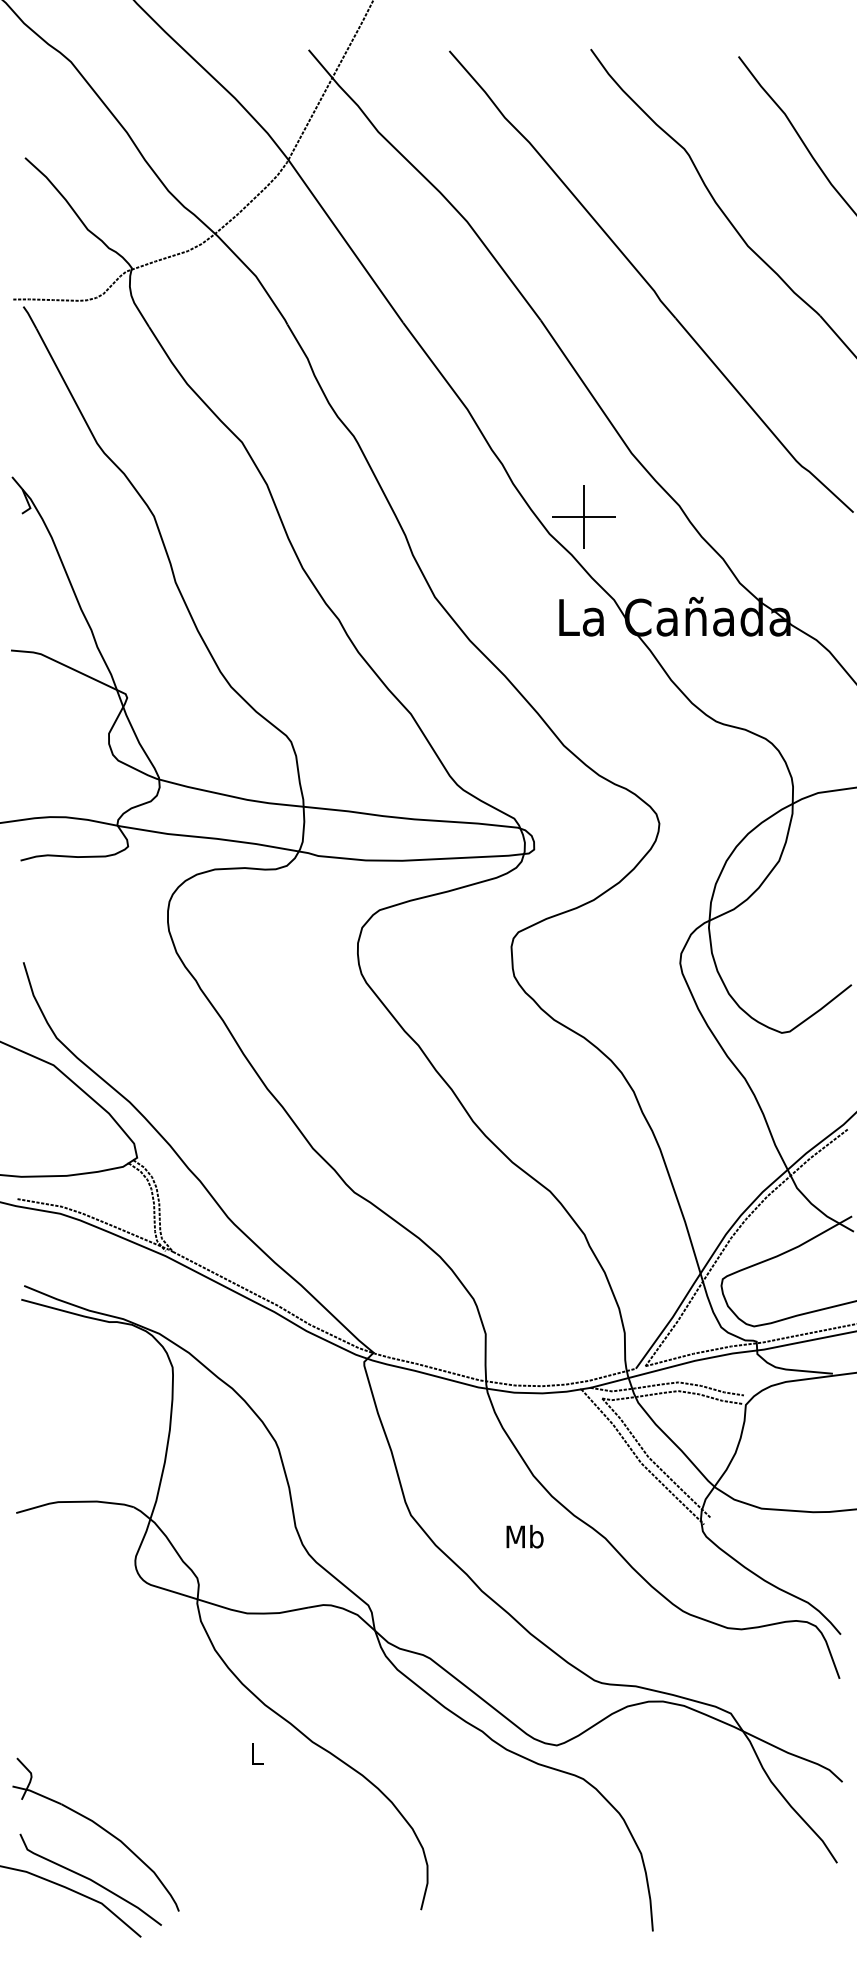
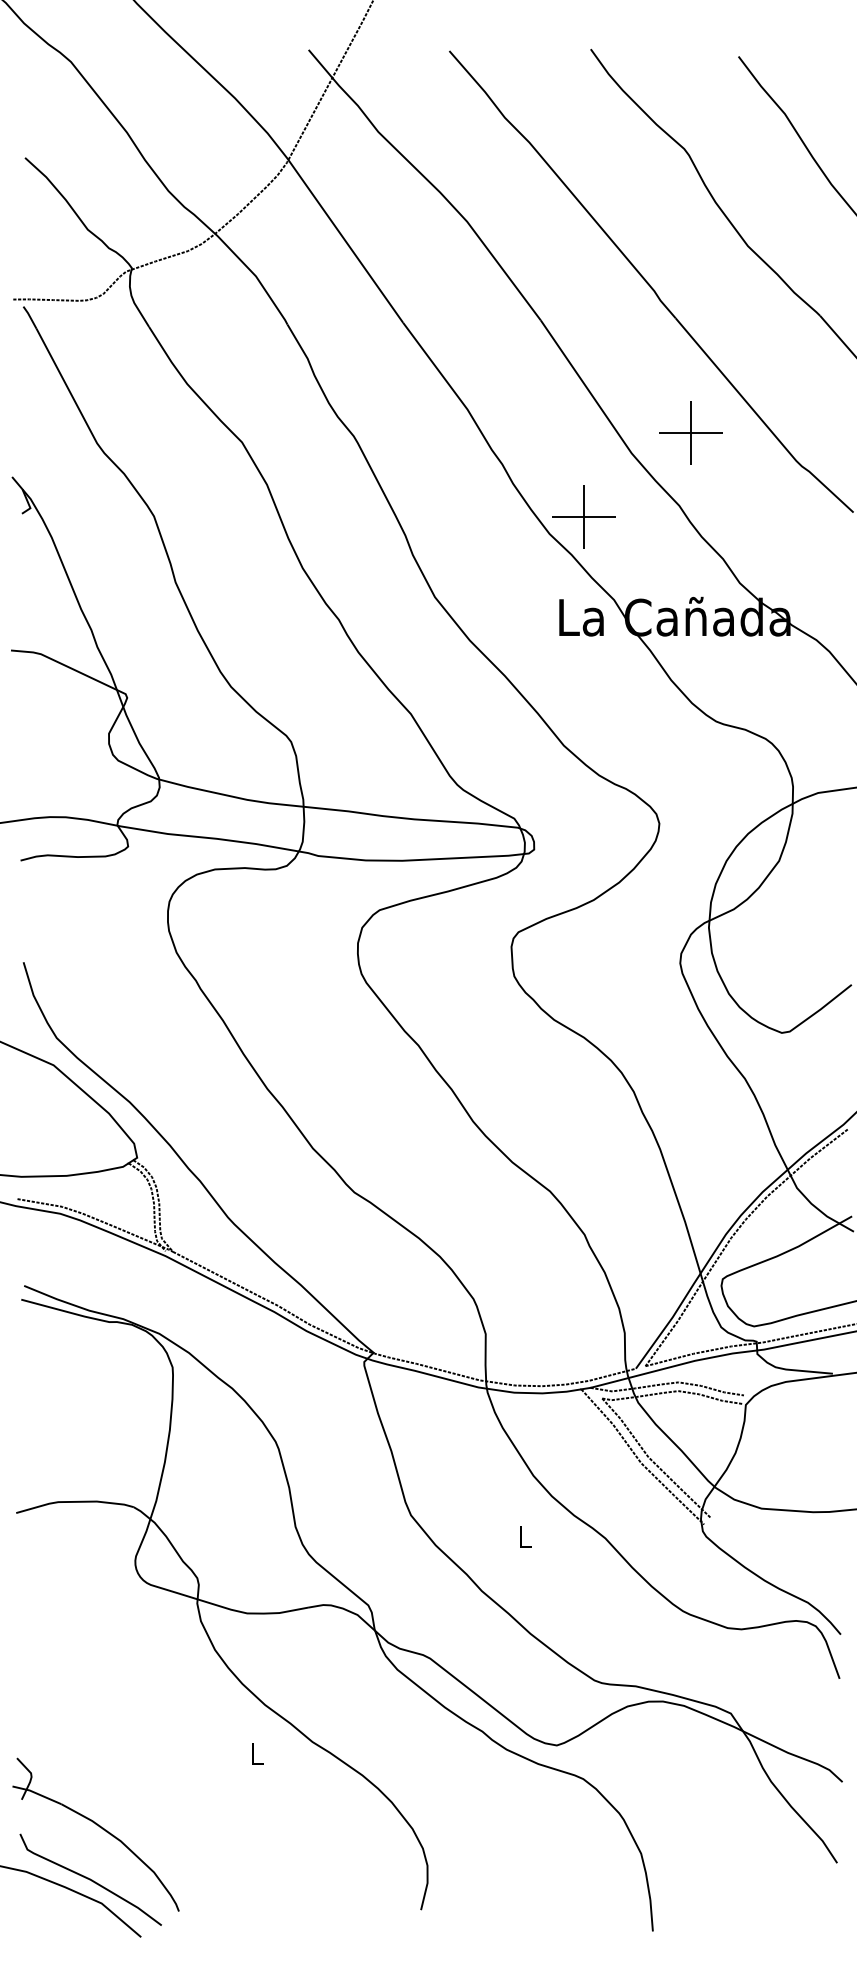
part: none -> present (690, 432)
text: Mb -> L (524, 1536)
